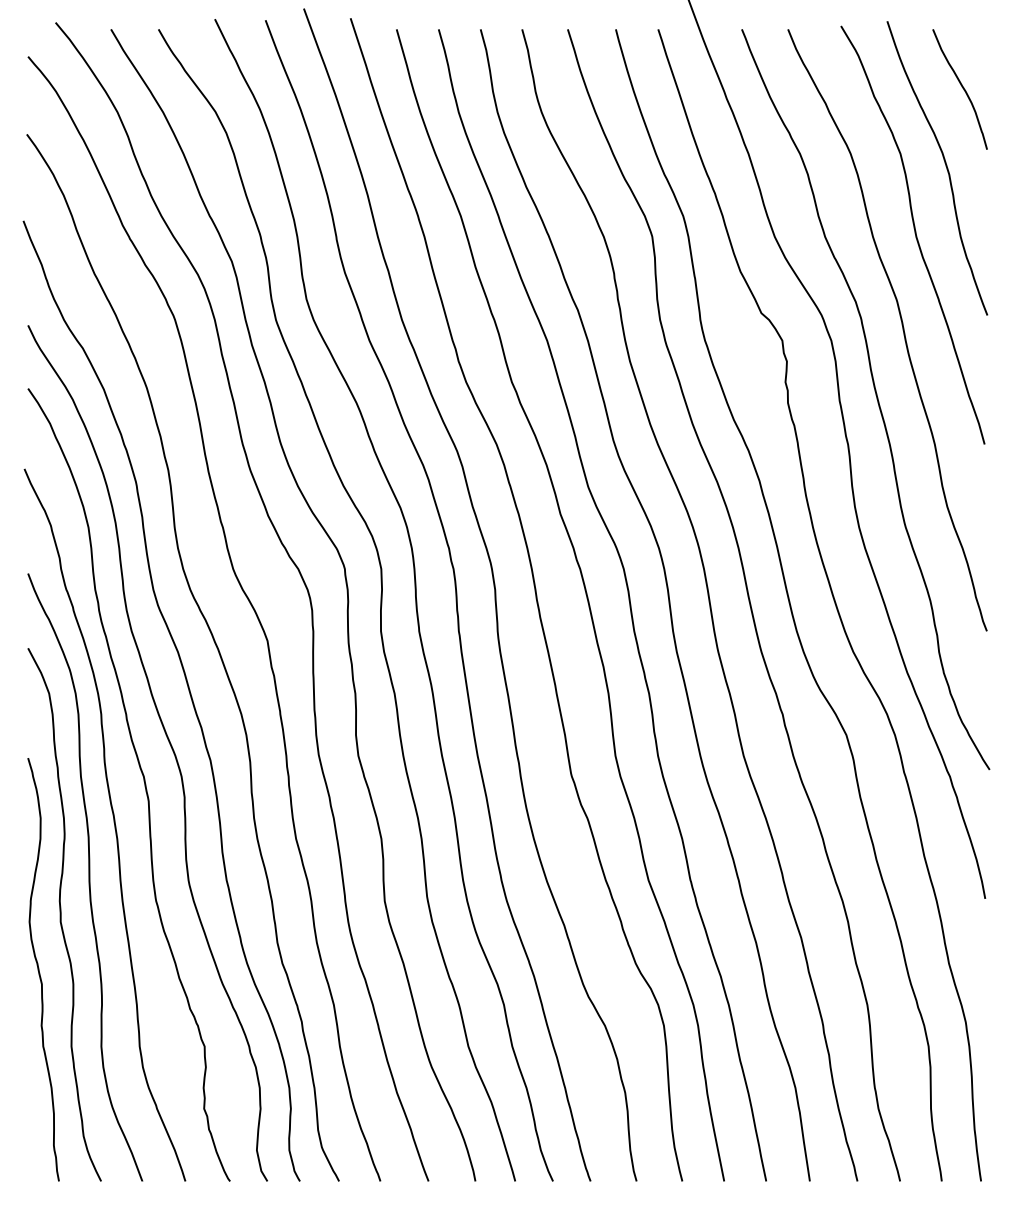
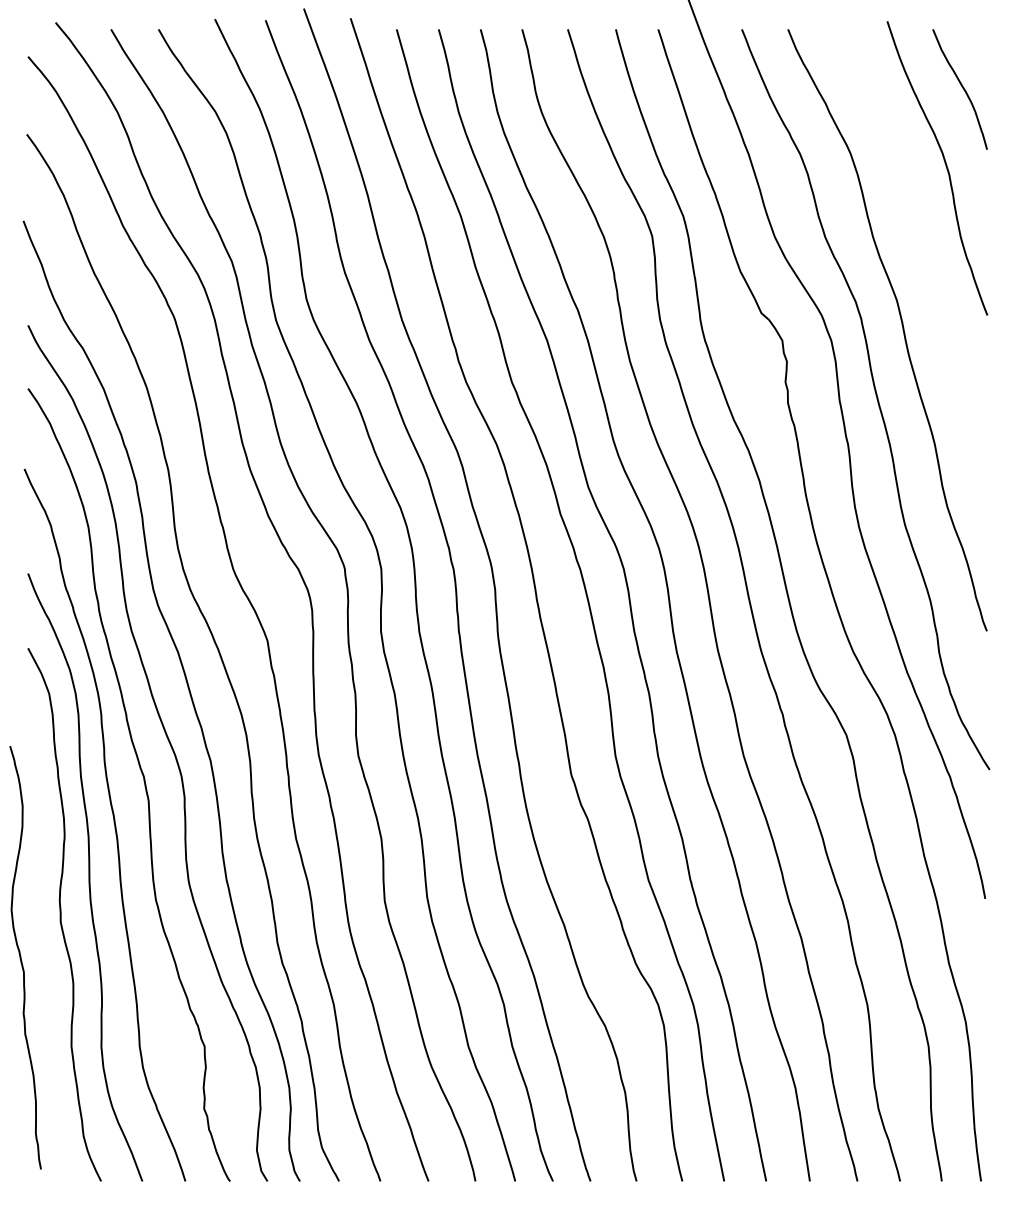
curve: present -> none (914, 233)
curve position: (39, 969) -> (21, 957) (21, 957)
